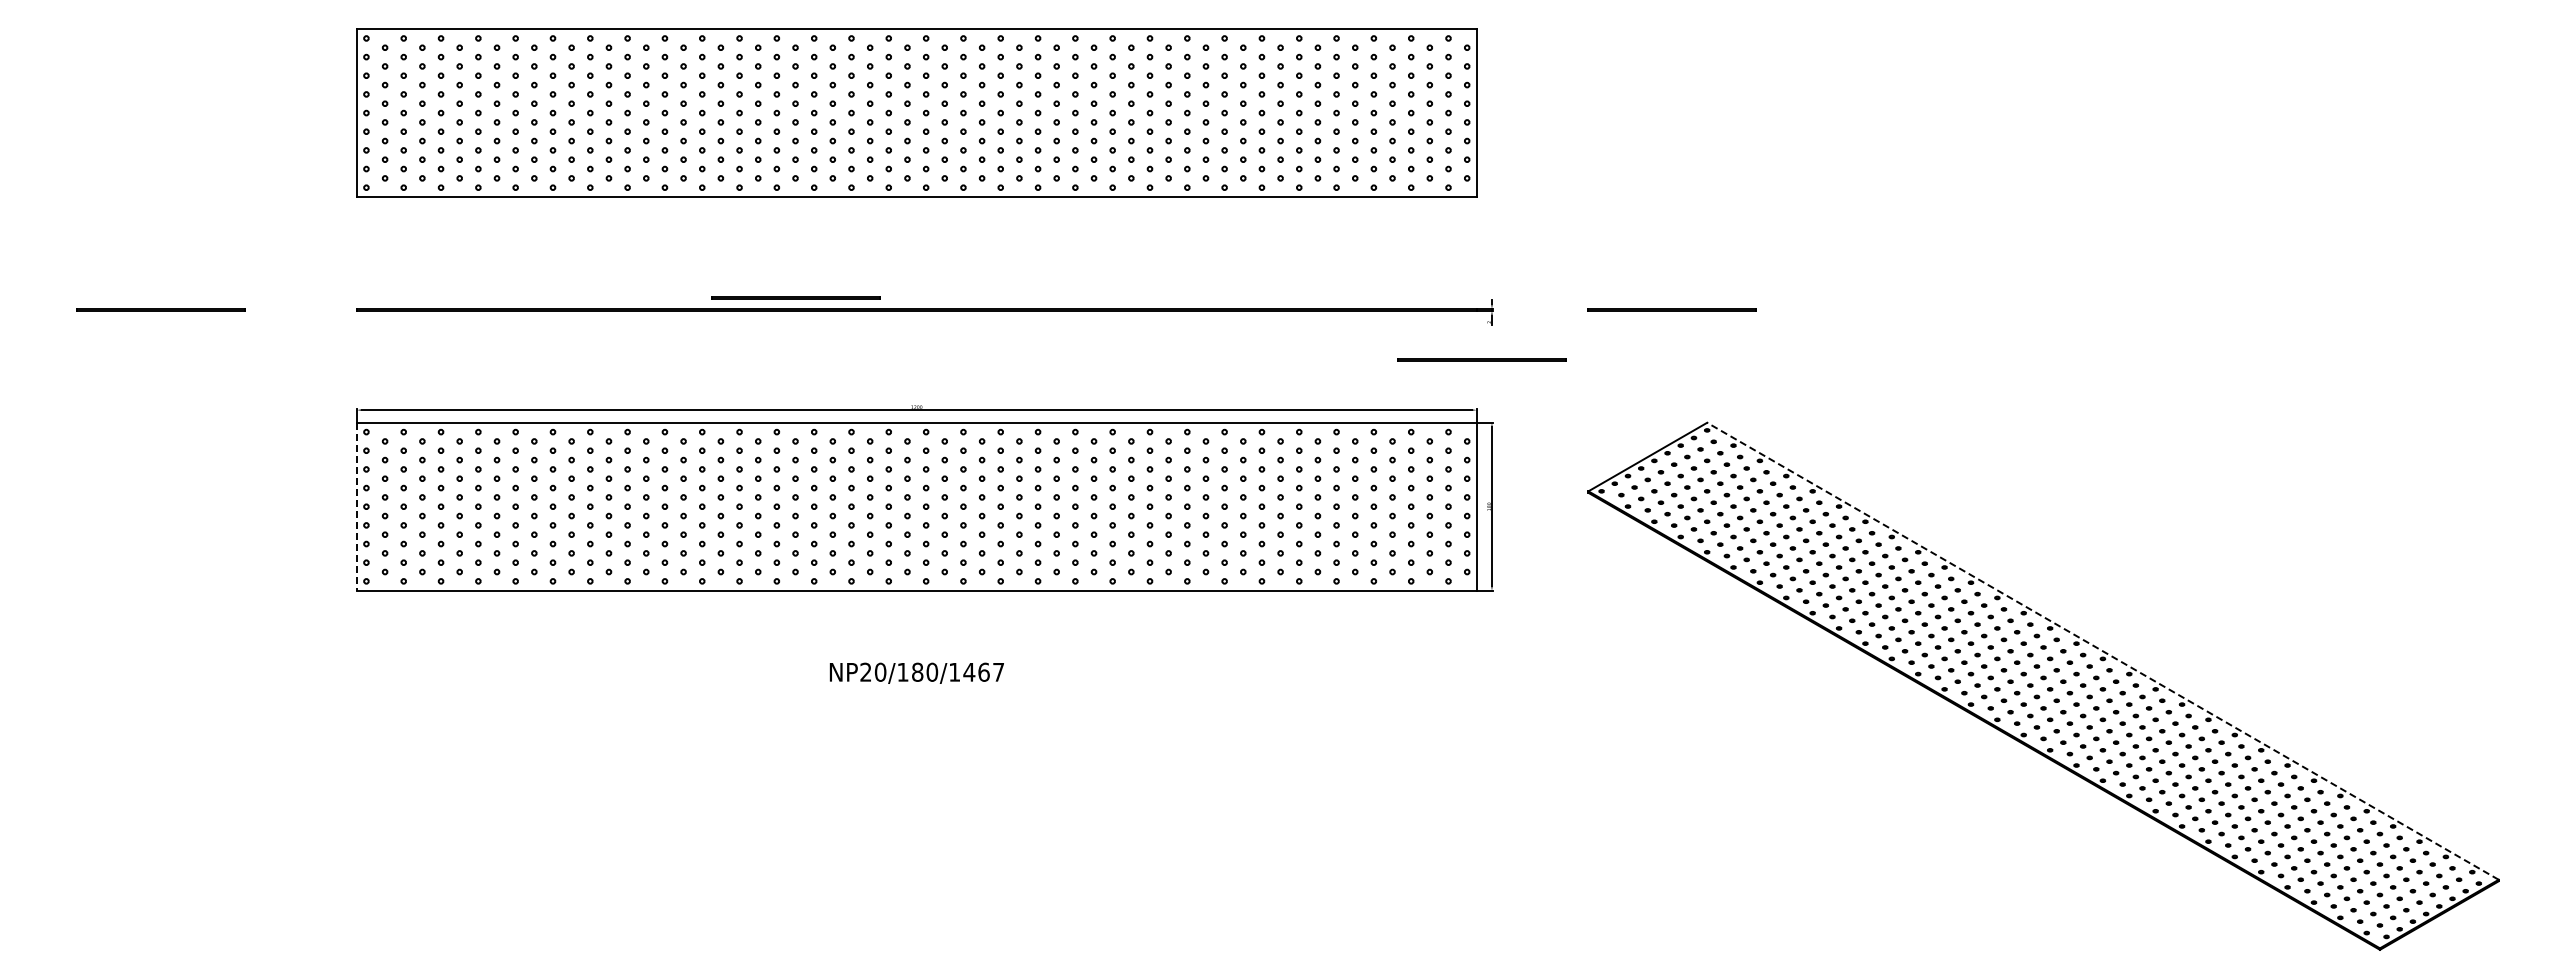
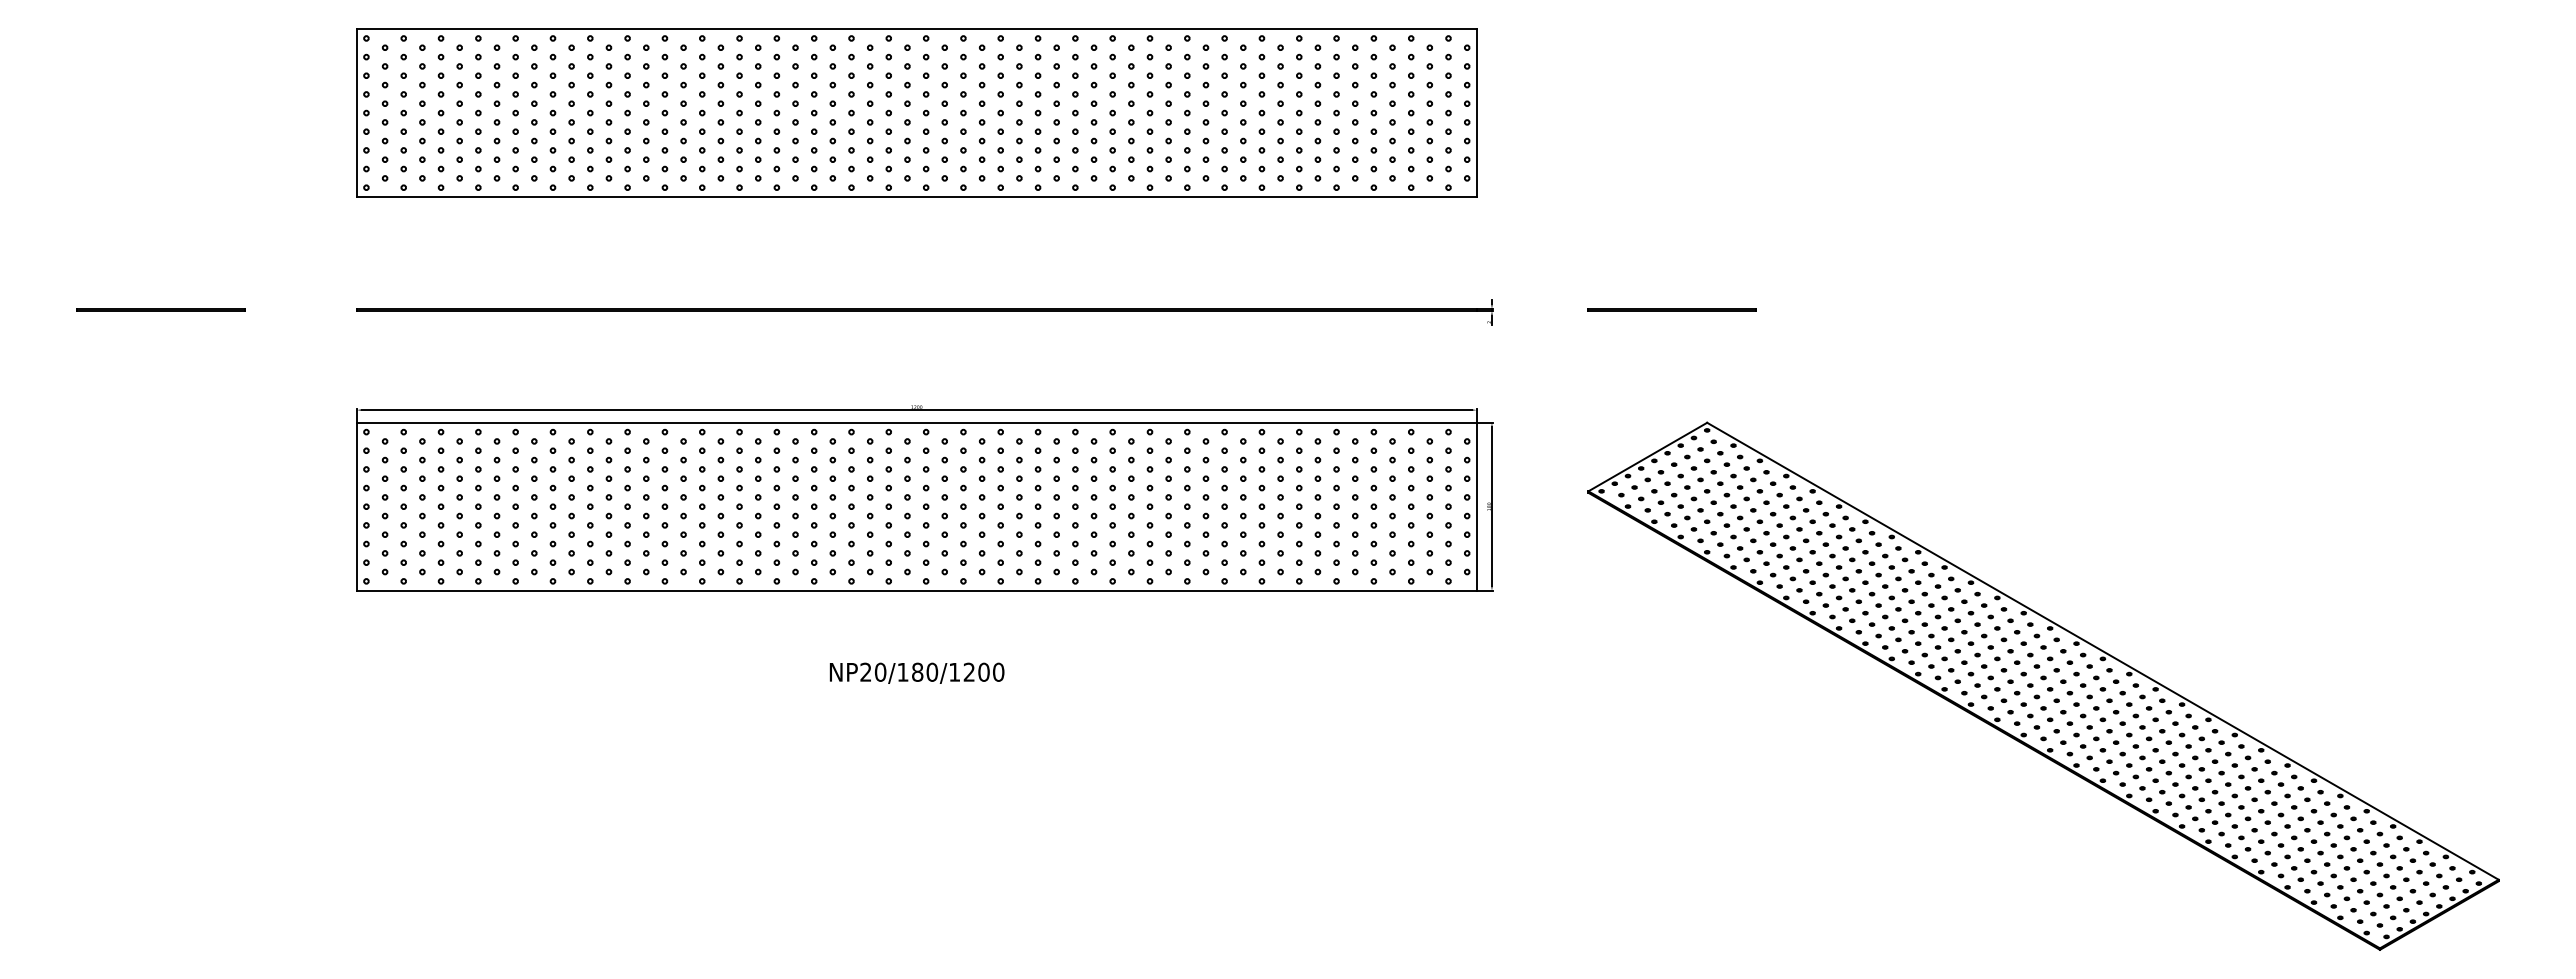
line: present -> none (795, 297)
line: present -> none (1481, 359)
line: dashed -> solid (357, 506)
line: dashed -> solid (2102, 651)
text: NP20/180/1467 -> NP20/180/1200 (983, 671)
